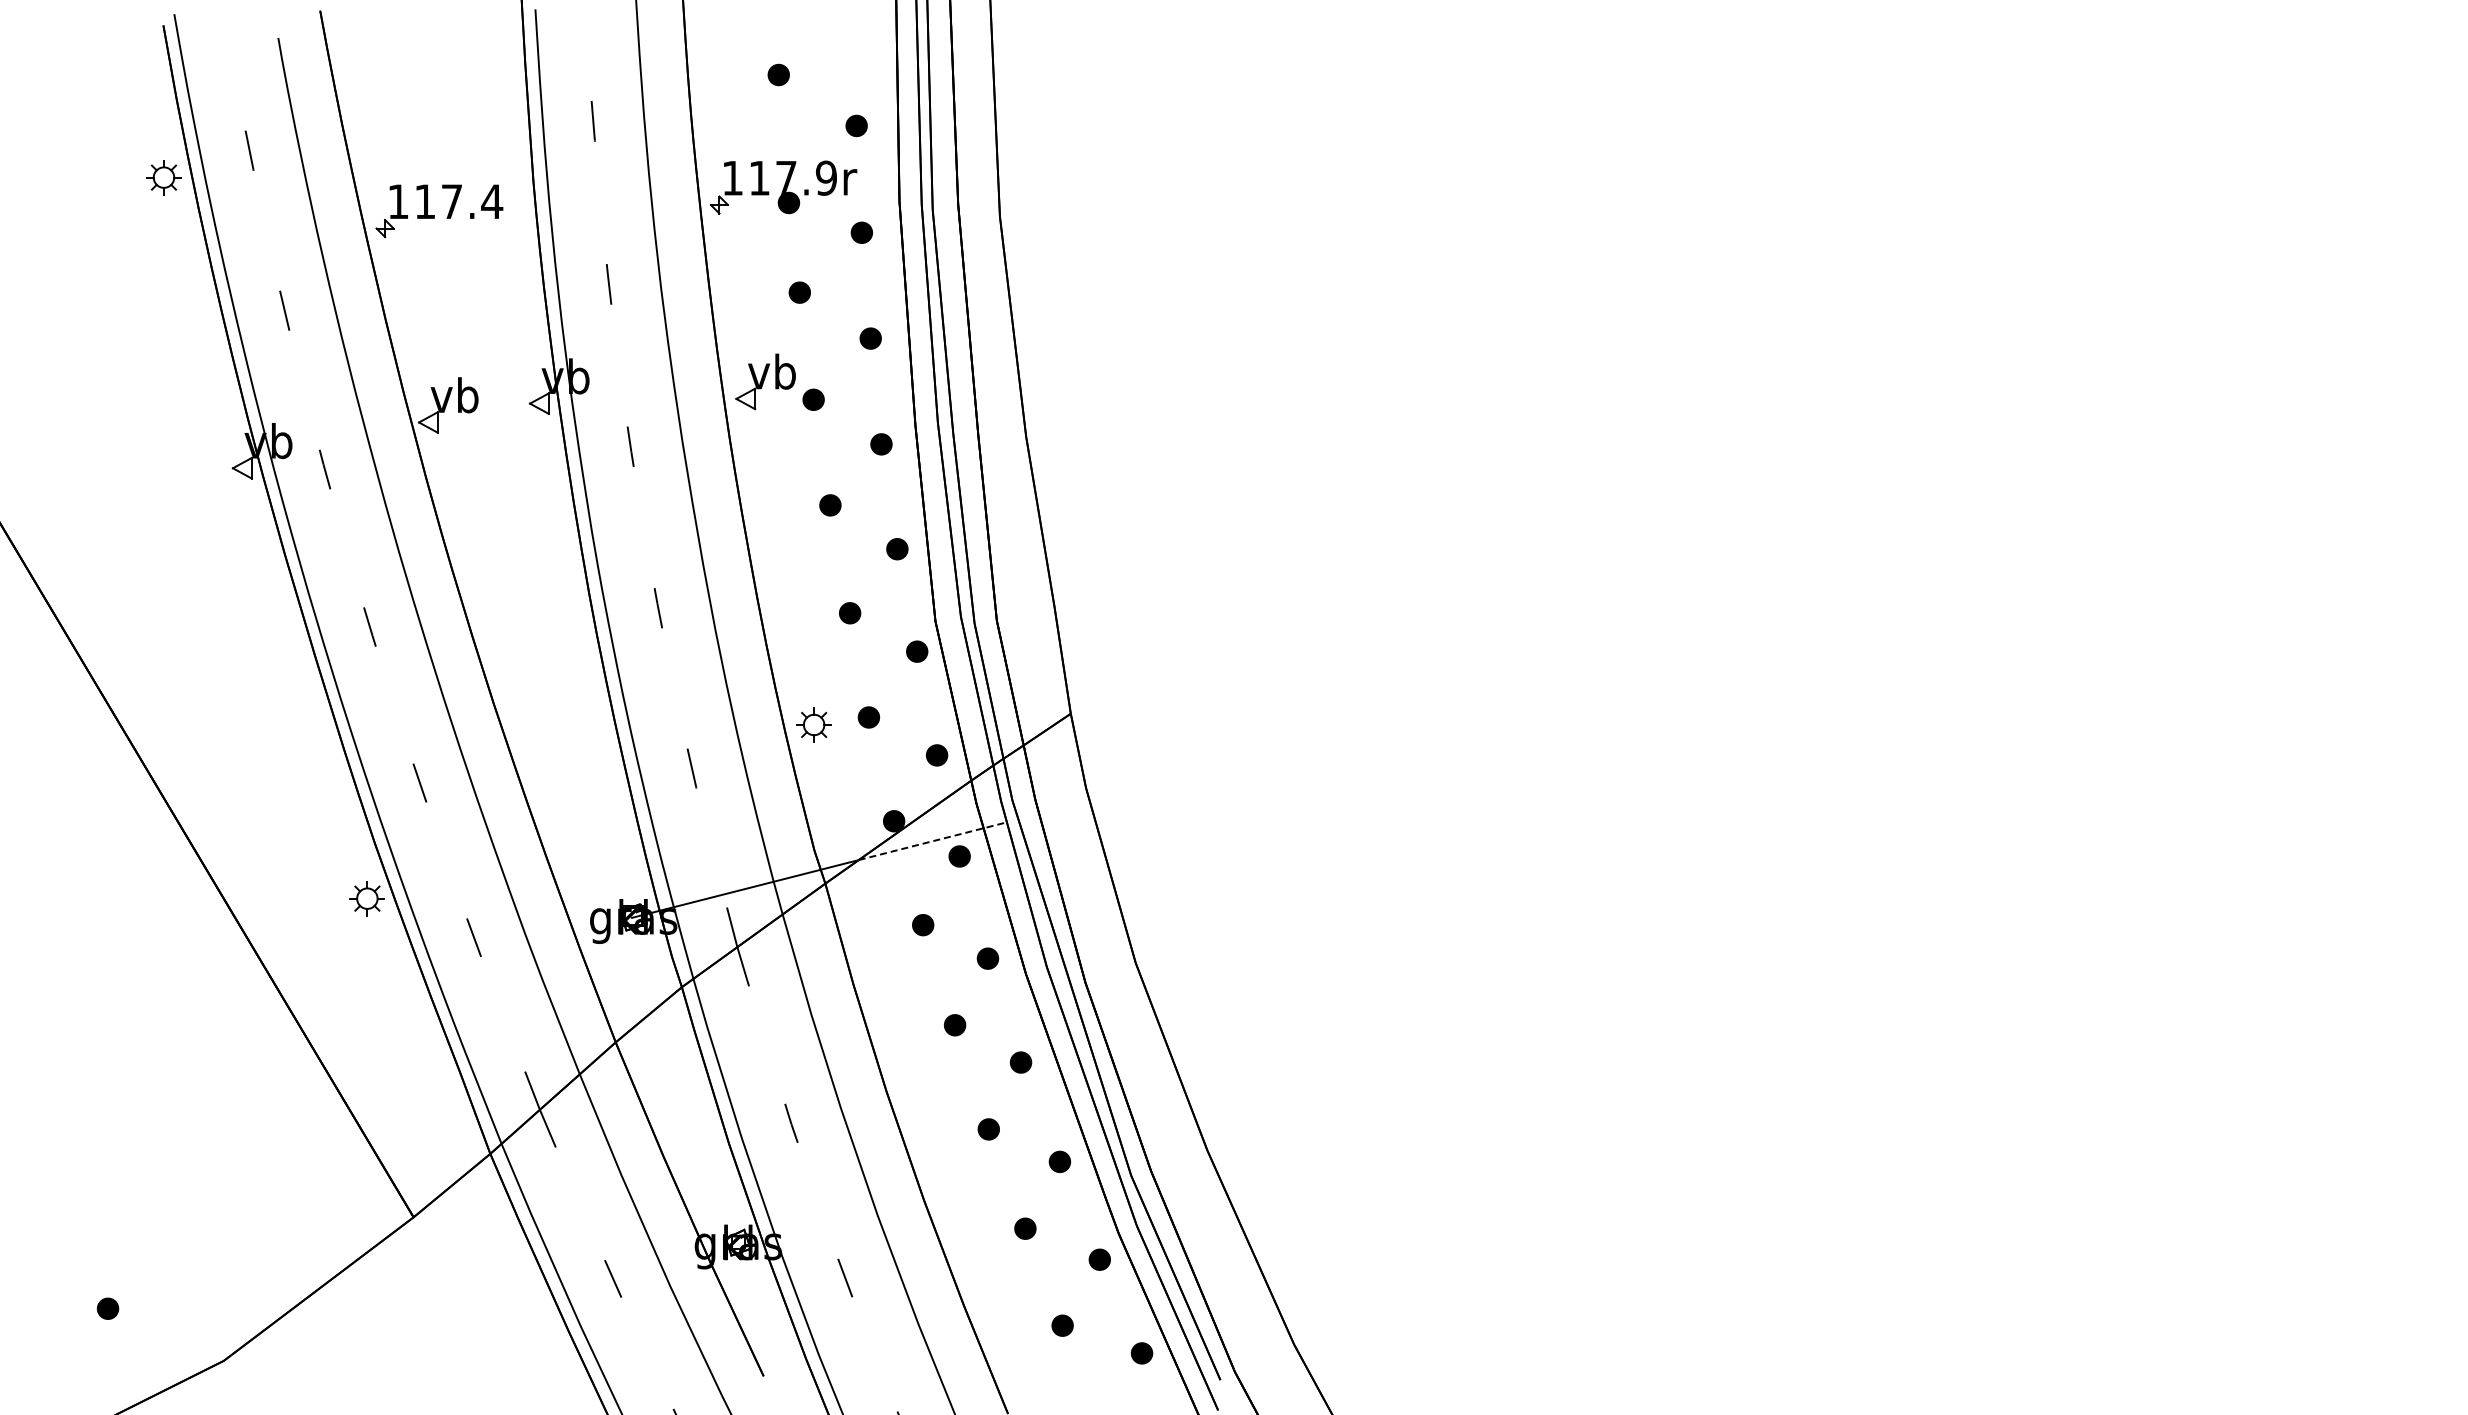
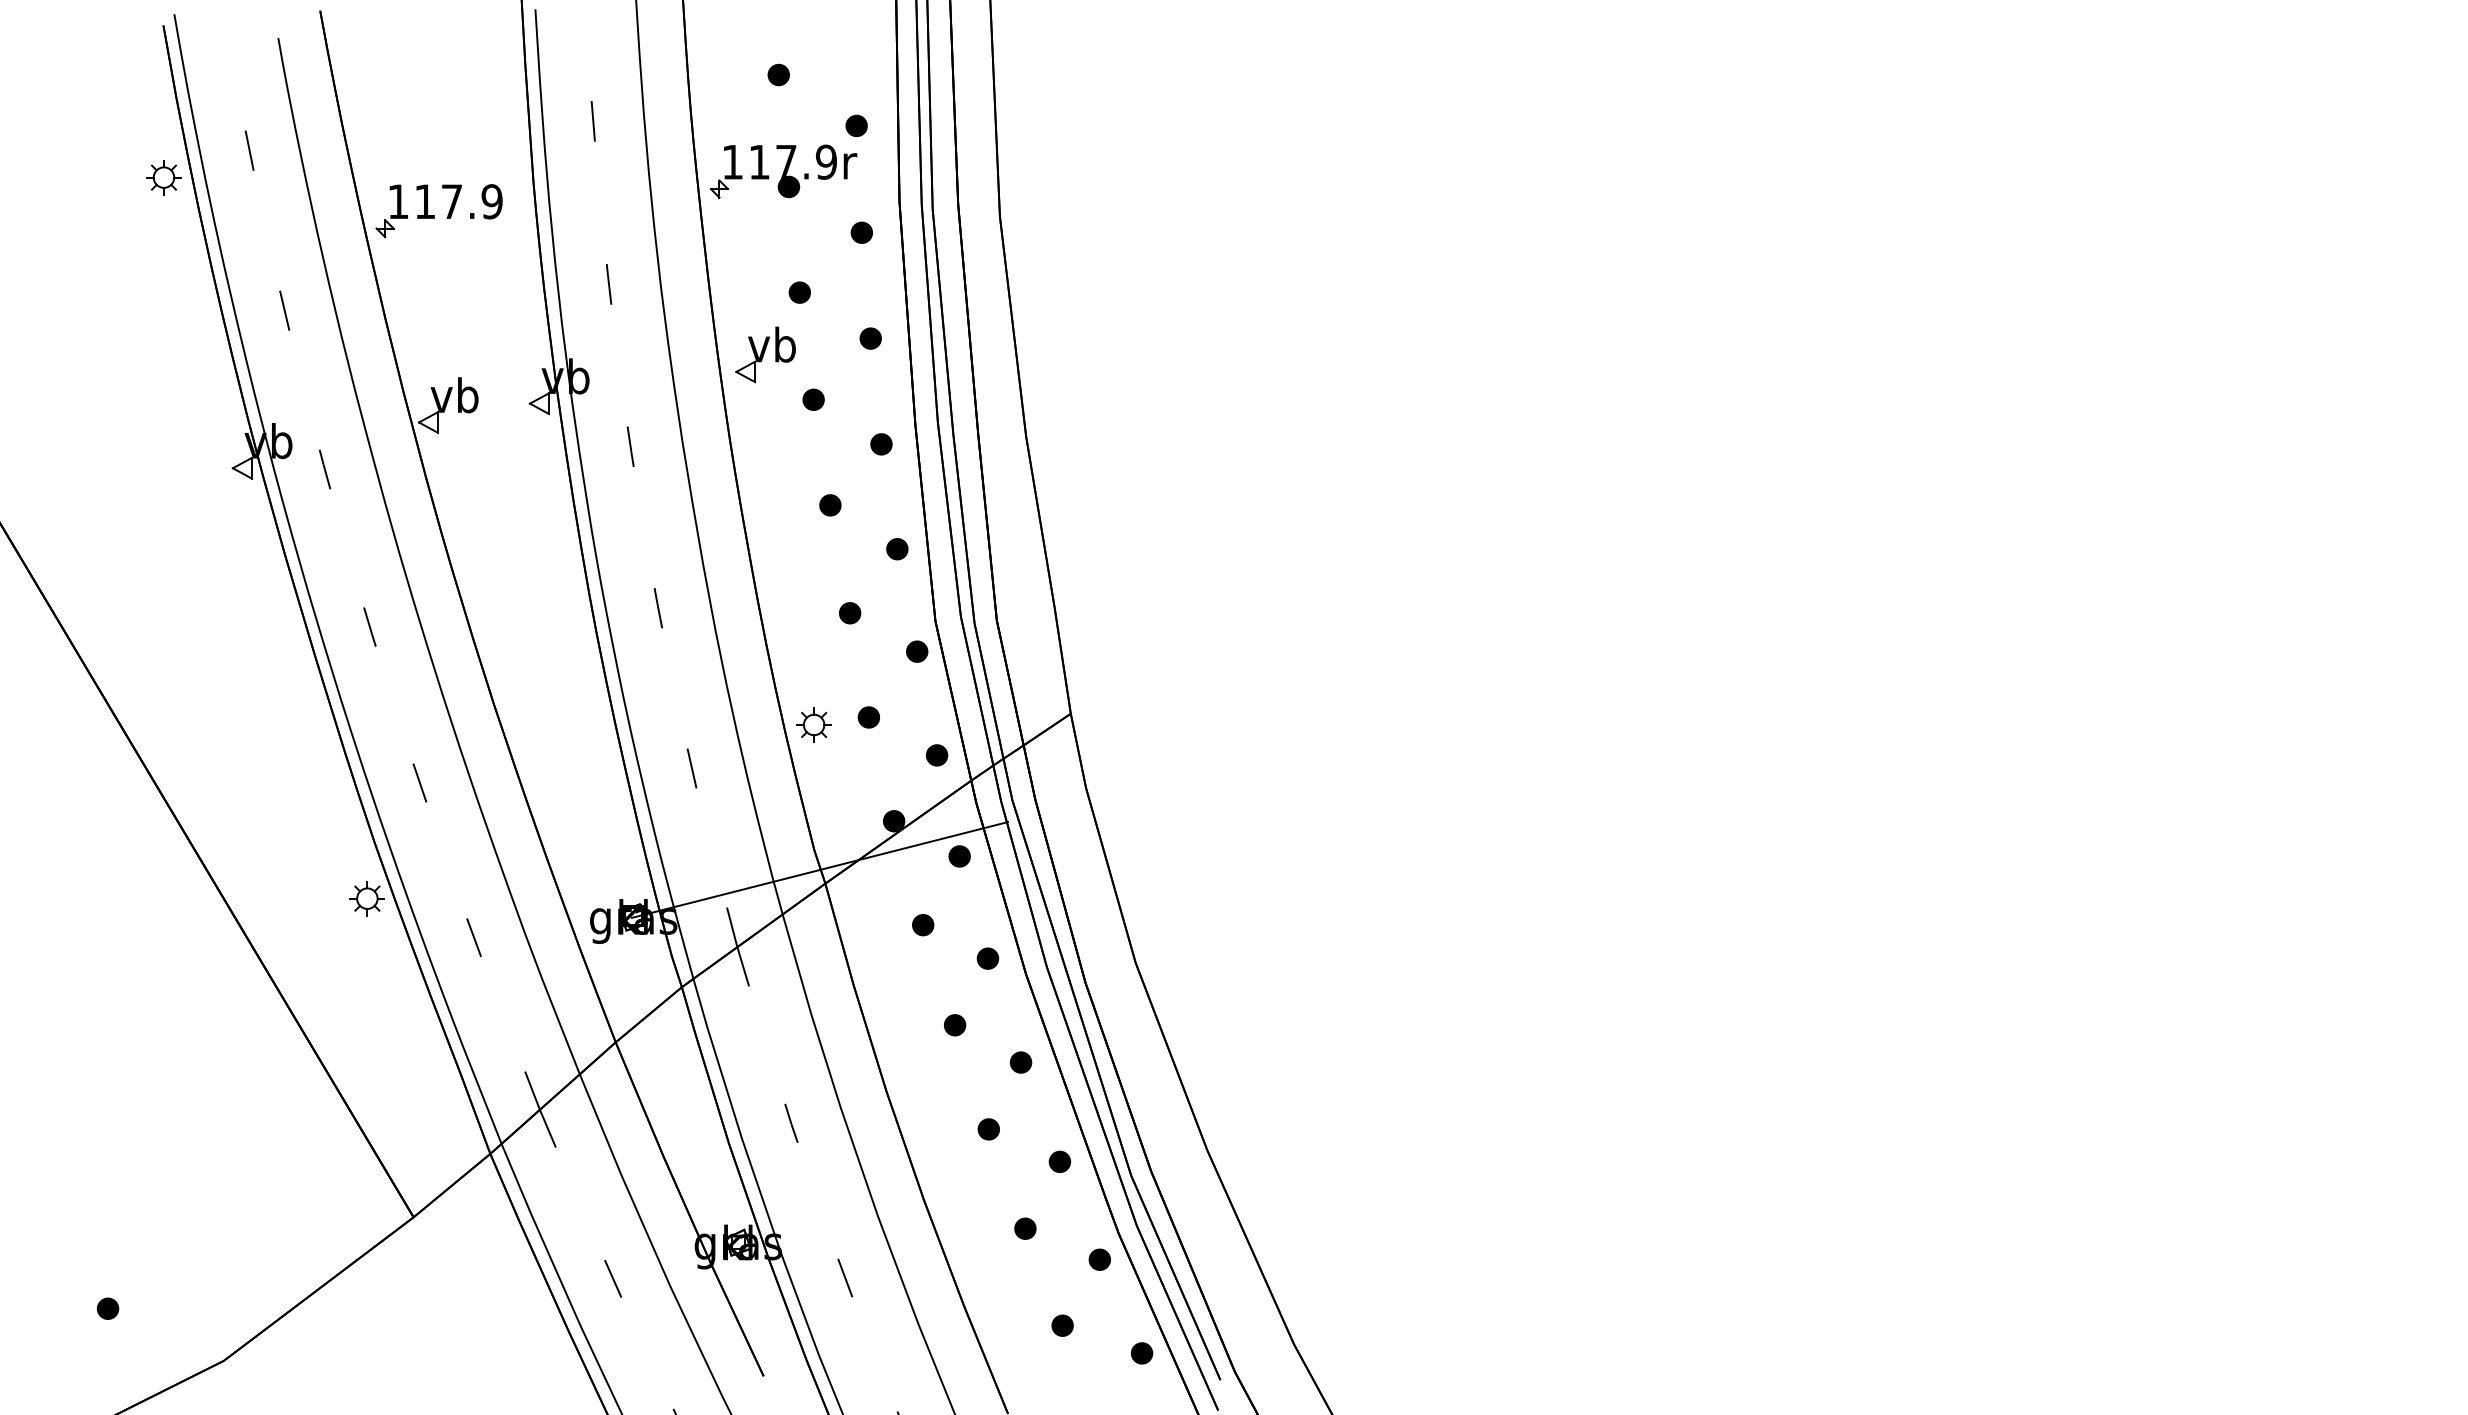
part position: (783, 187) -> (783, 171) (783, 171)
text: 117.4 -> 117.9 (492, 201)
part position: (765, 381) -> (765, 354) (765, 354)
line: dashed -> solid (933, 841)
